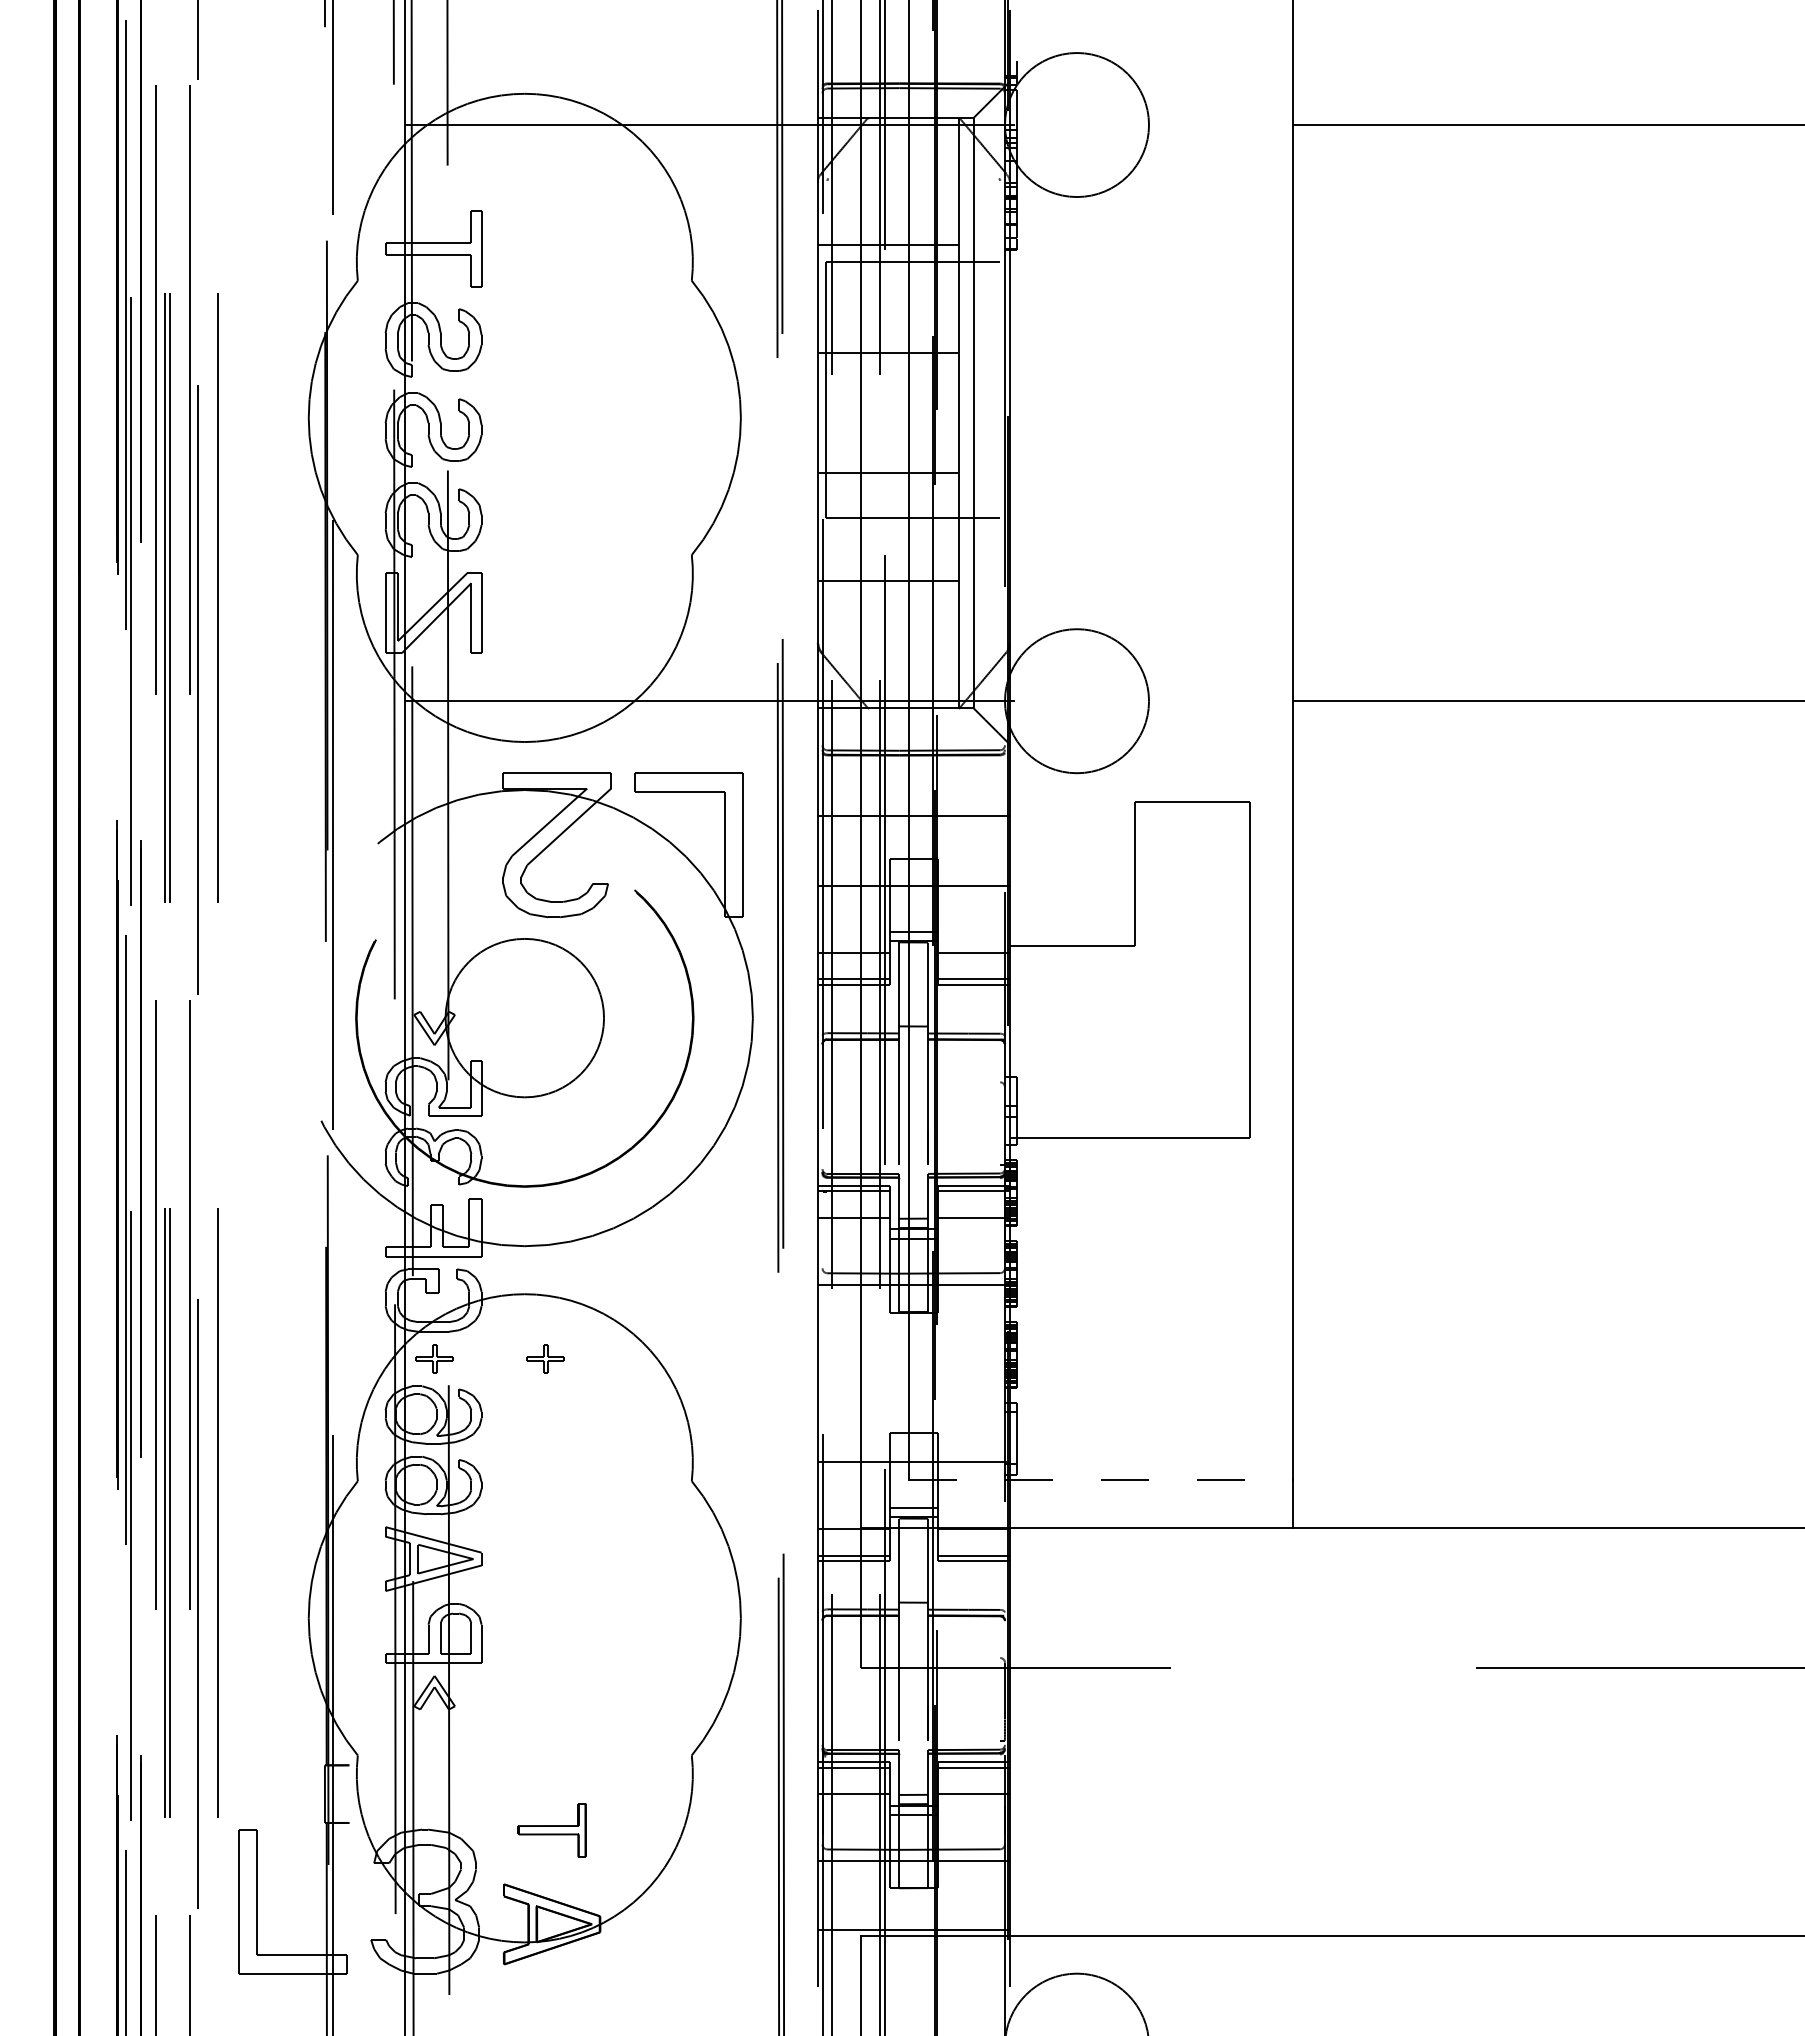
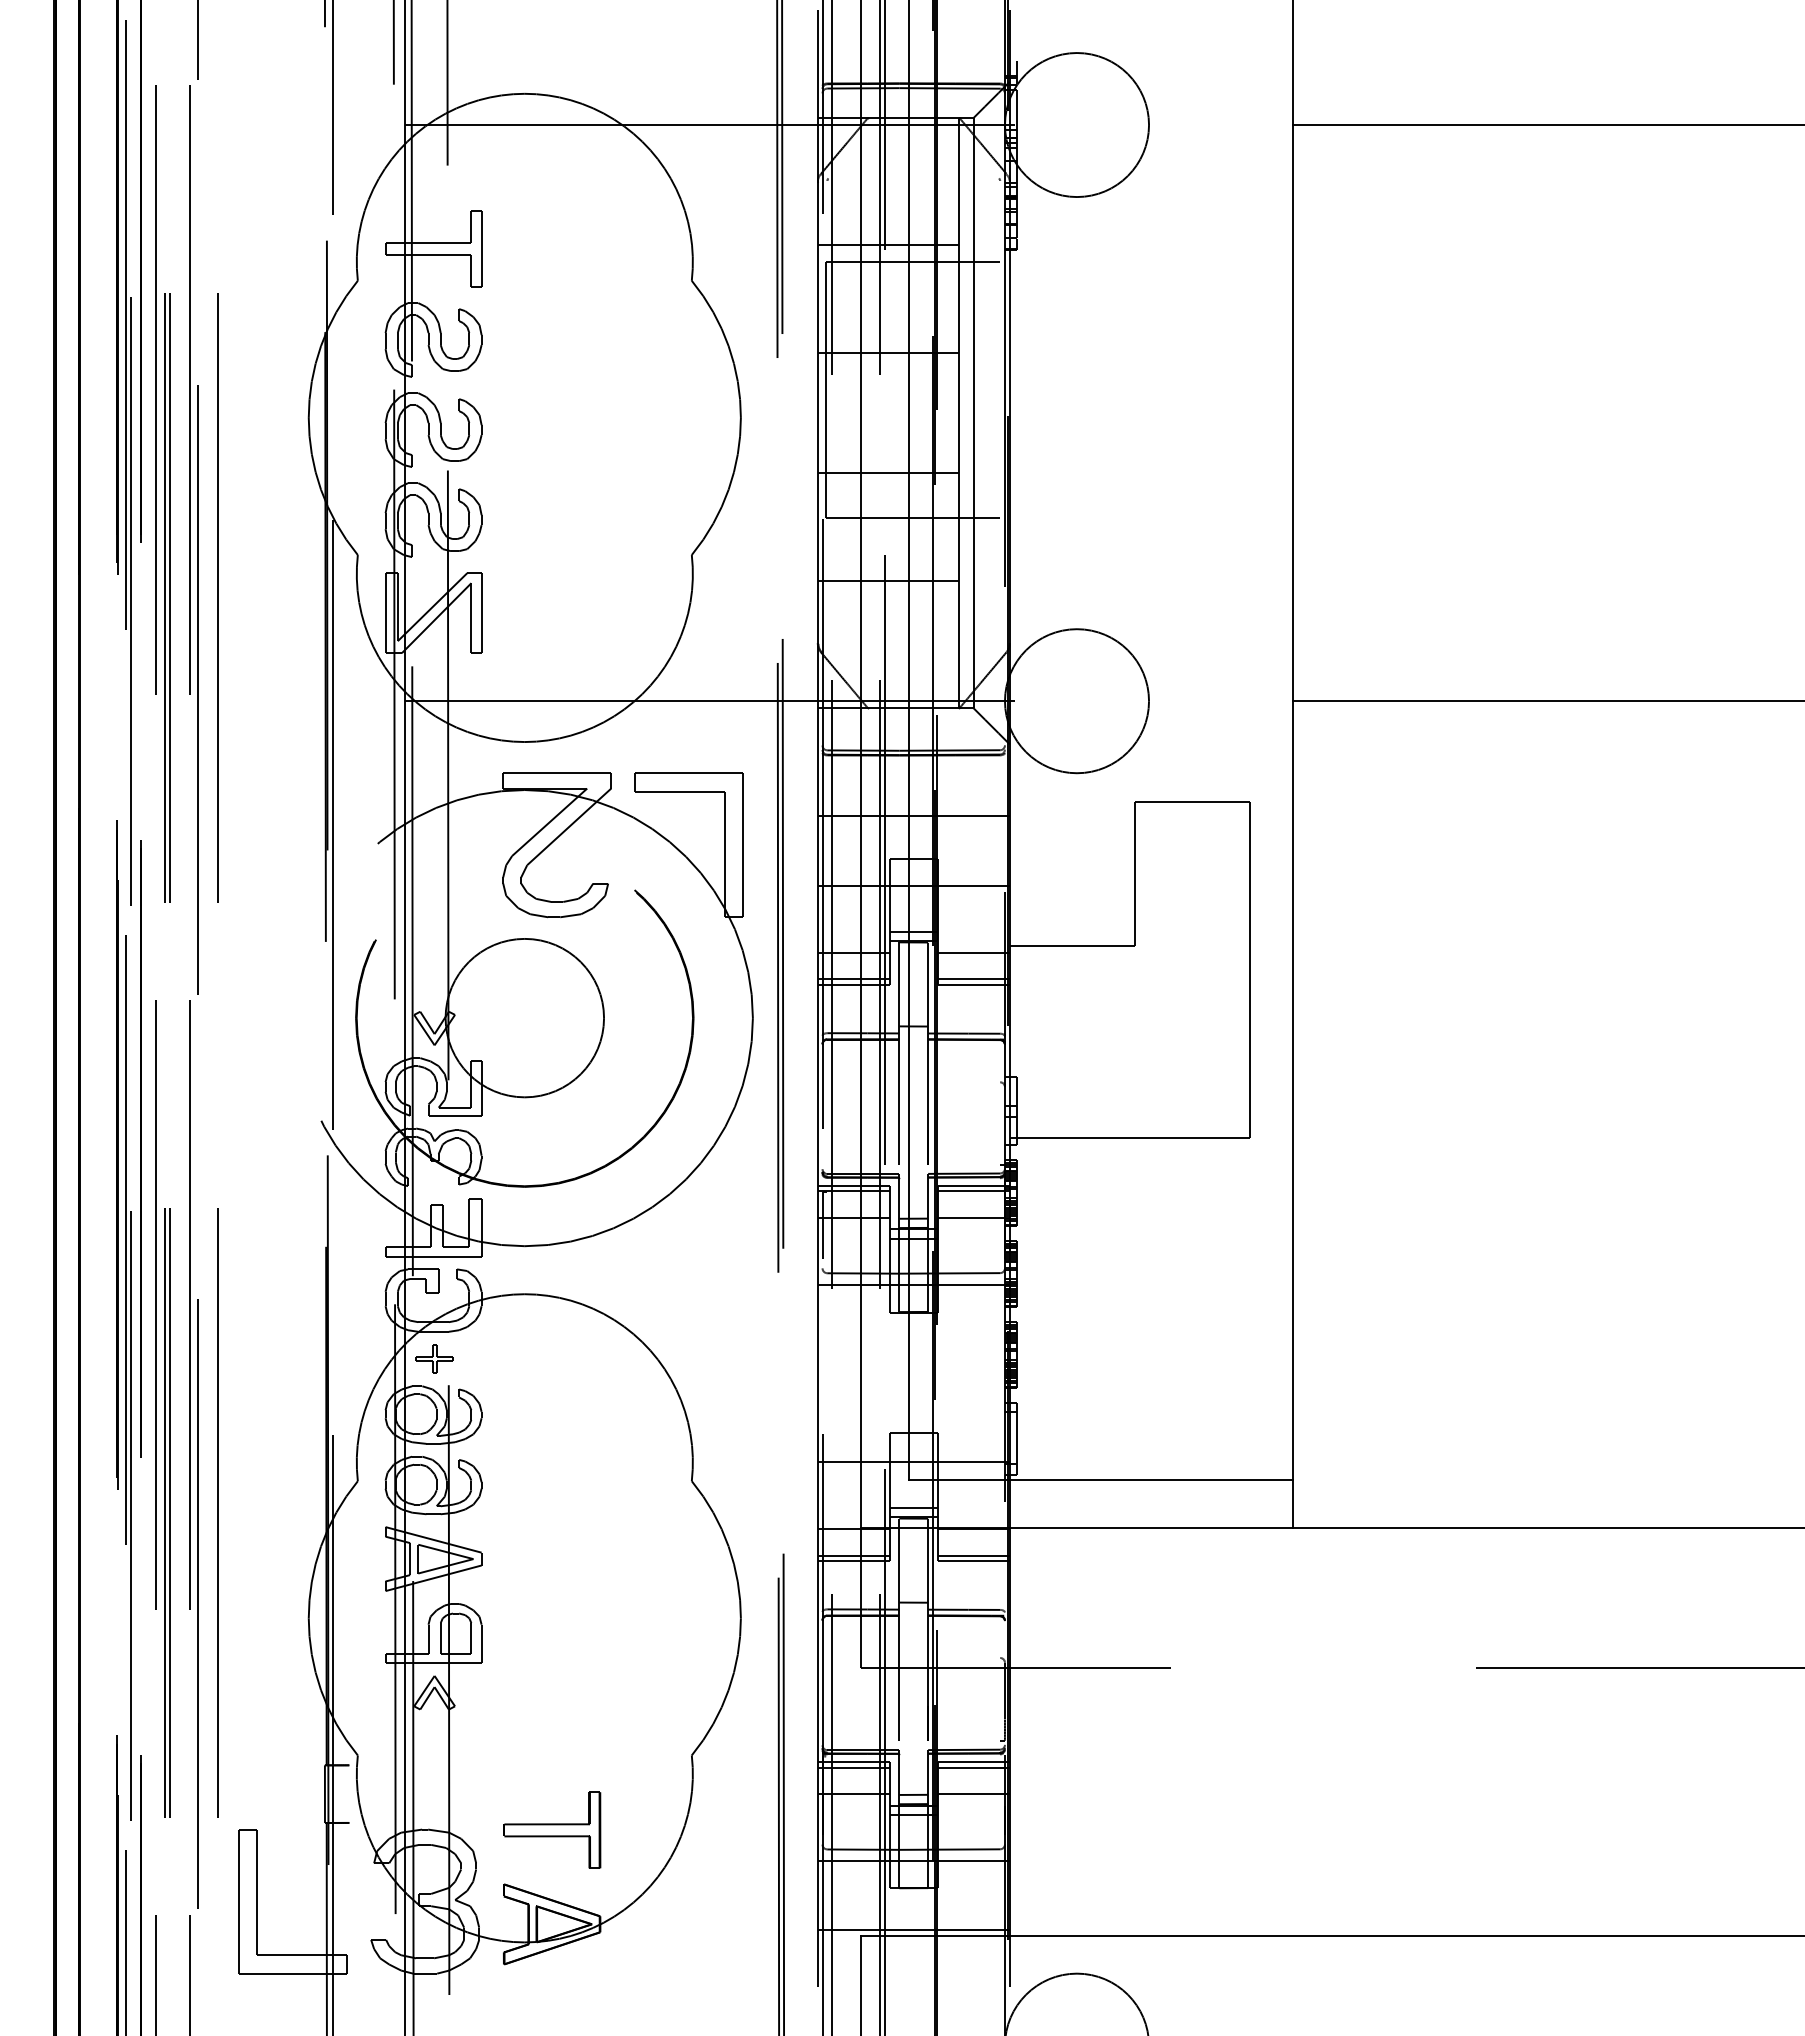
line: none -> present (822, 1225)
part: present -> none (545, 1358)
line: dashed -> solid (1101, 1480)
part size: 70x55 px -> 99x78 px (552, 1829)
